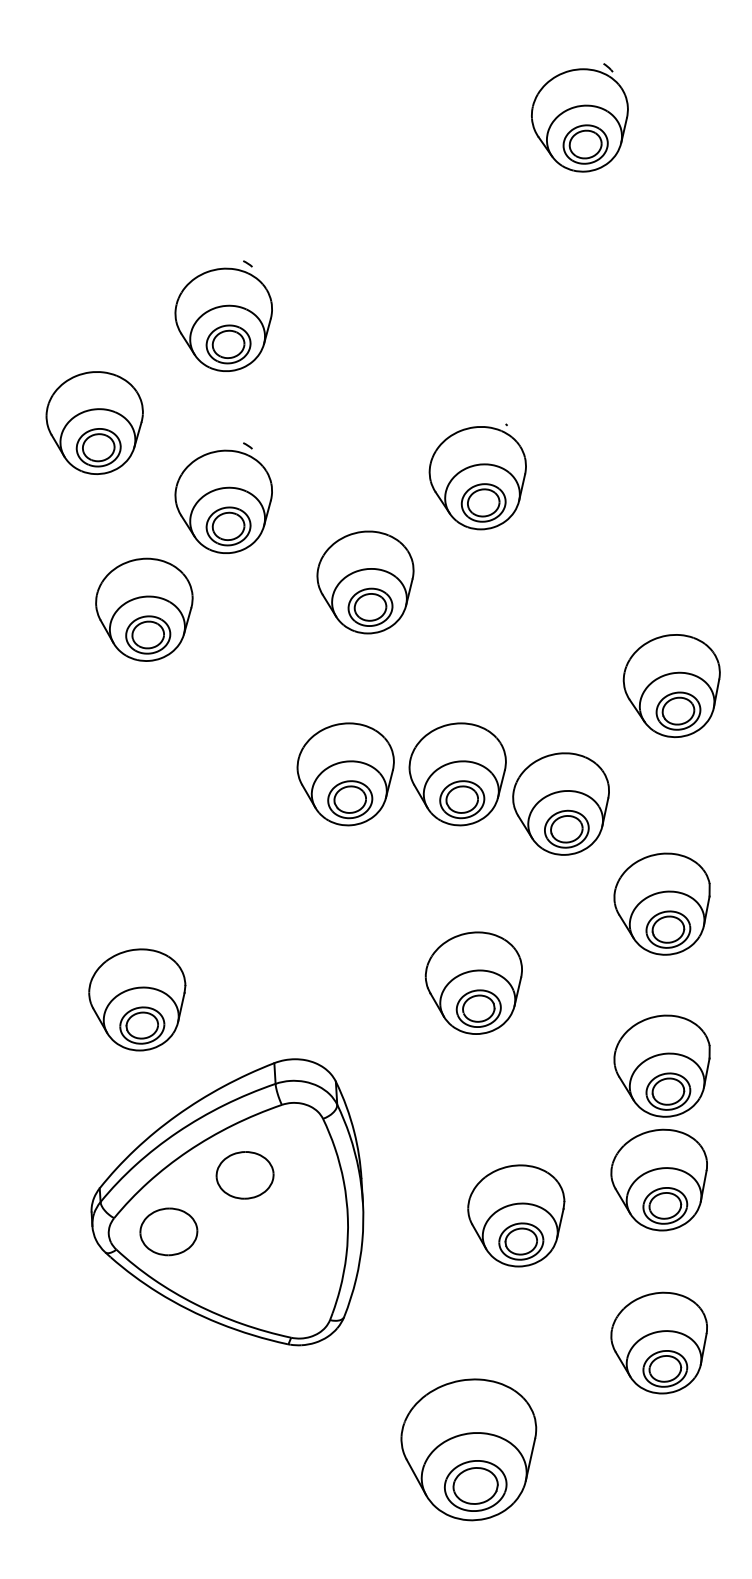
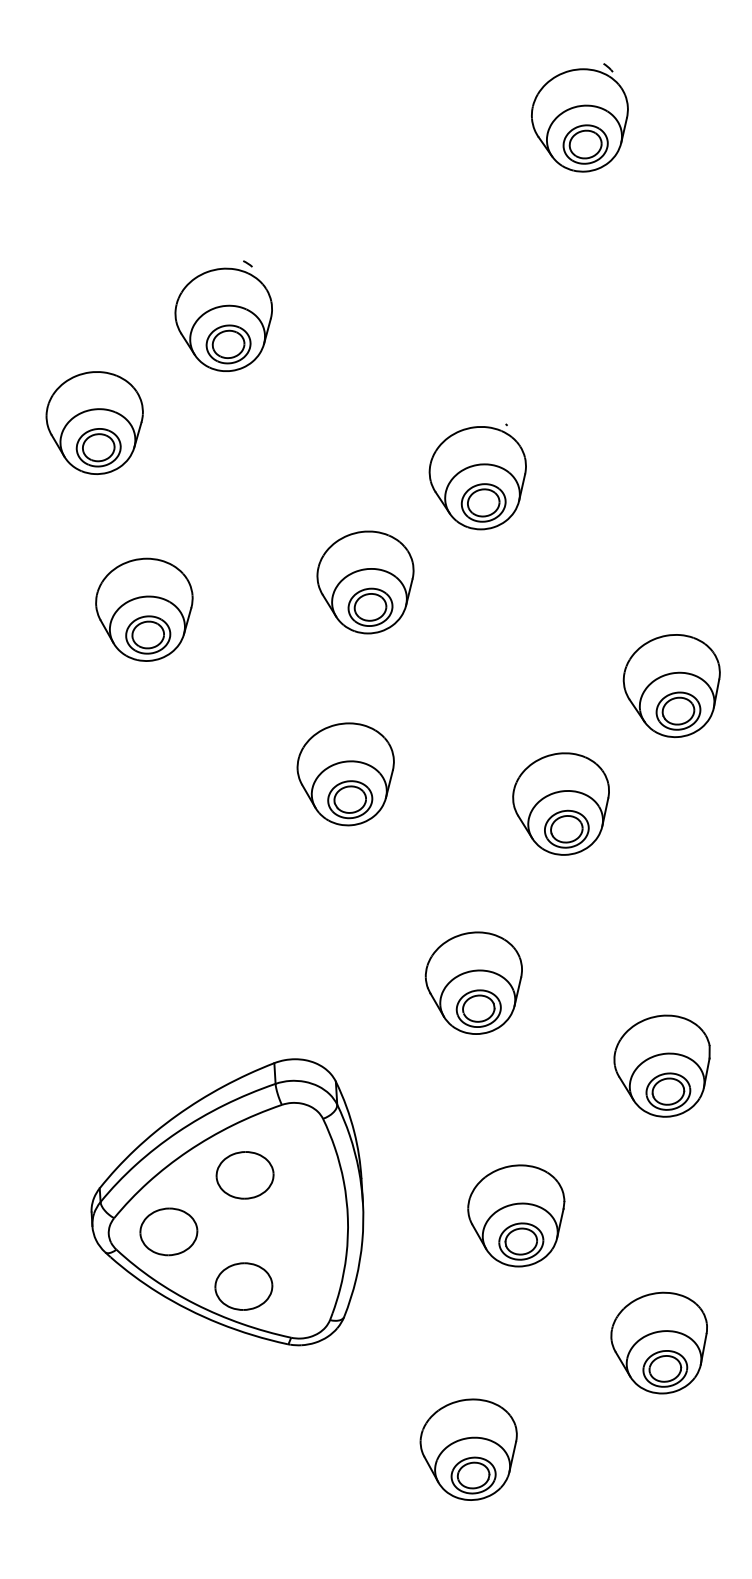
part: present -> none (223, 497)
part: present -> none (457, 774)
part: present -> none (661, 903)
part: present -> none (137, 999)
part: present -> none (658, 1179)
part: none -> present (243, 1286)
part size: 138x144 px -> 99x103 px (468, 1449)
